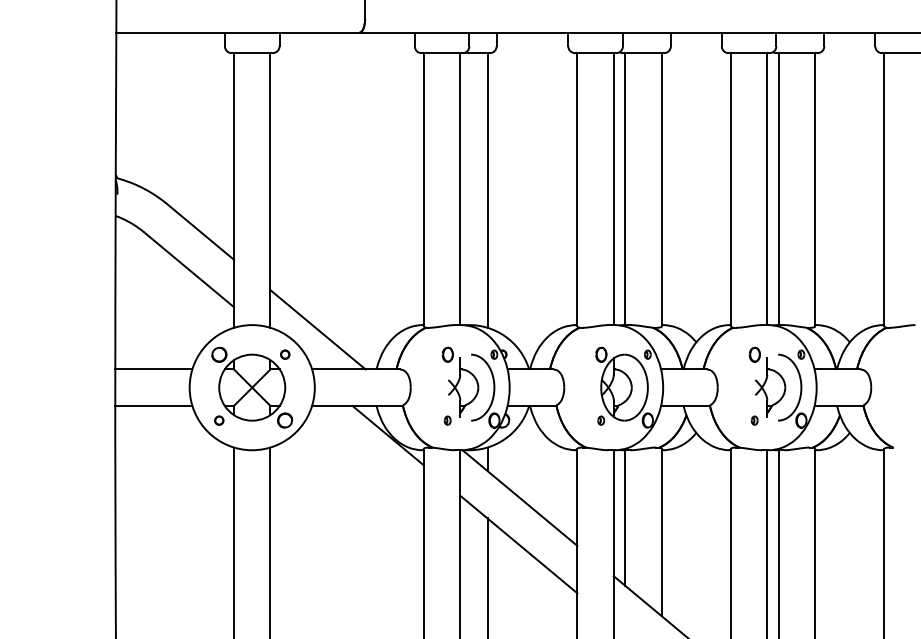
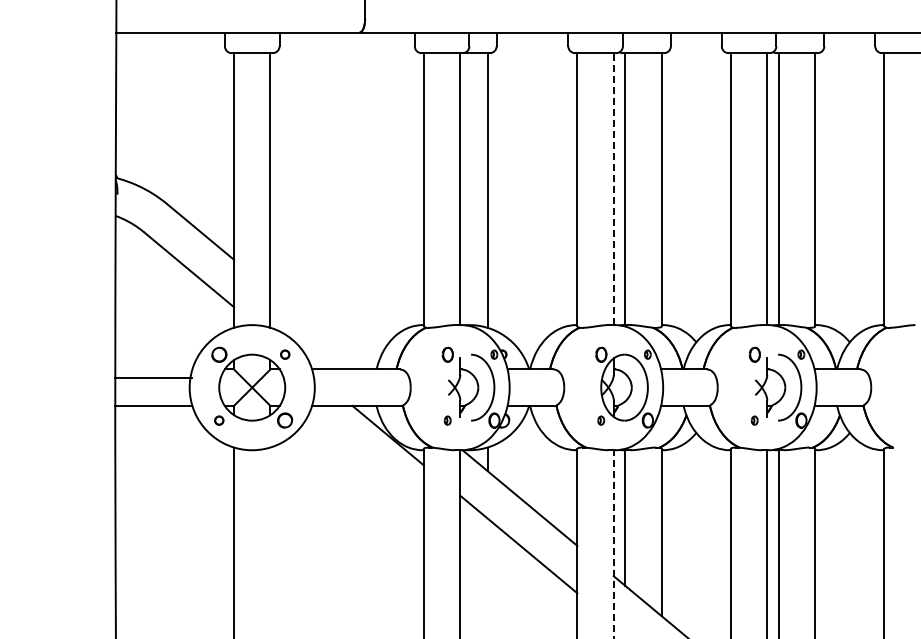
line: solid -> dashed (613, 189)
line: present -> none (317, 329)
line position: (153, 369) -> (153, 378) (153, 378)
line: present -> none (270, 541)
line: solid -> dashed (613, 543)
line: present -> none (487, 576)
